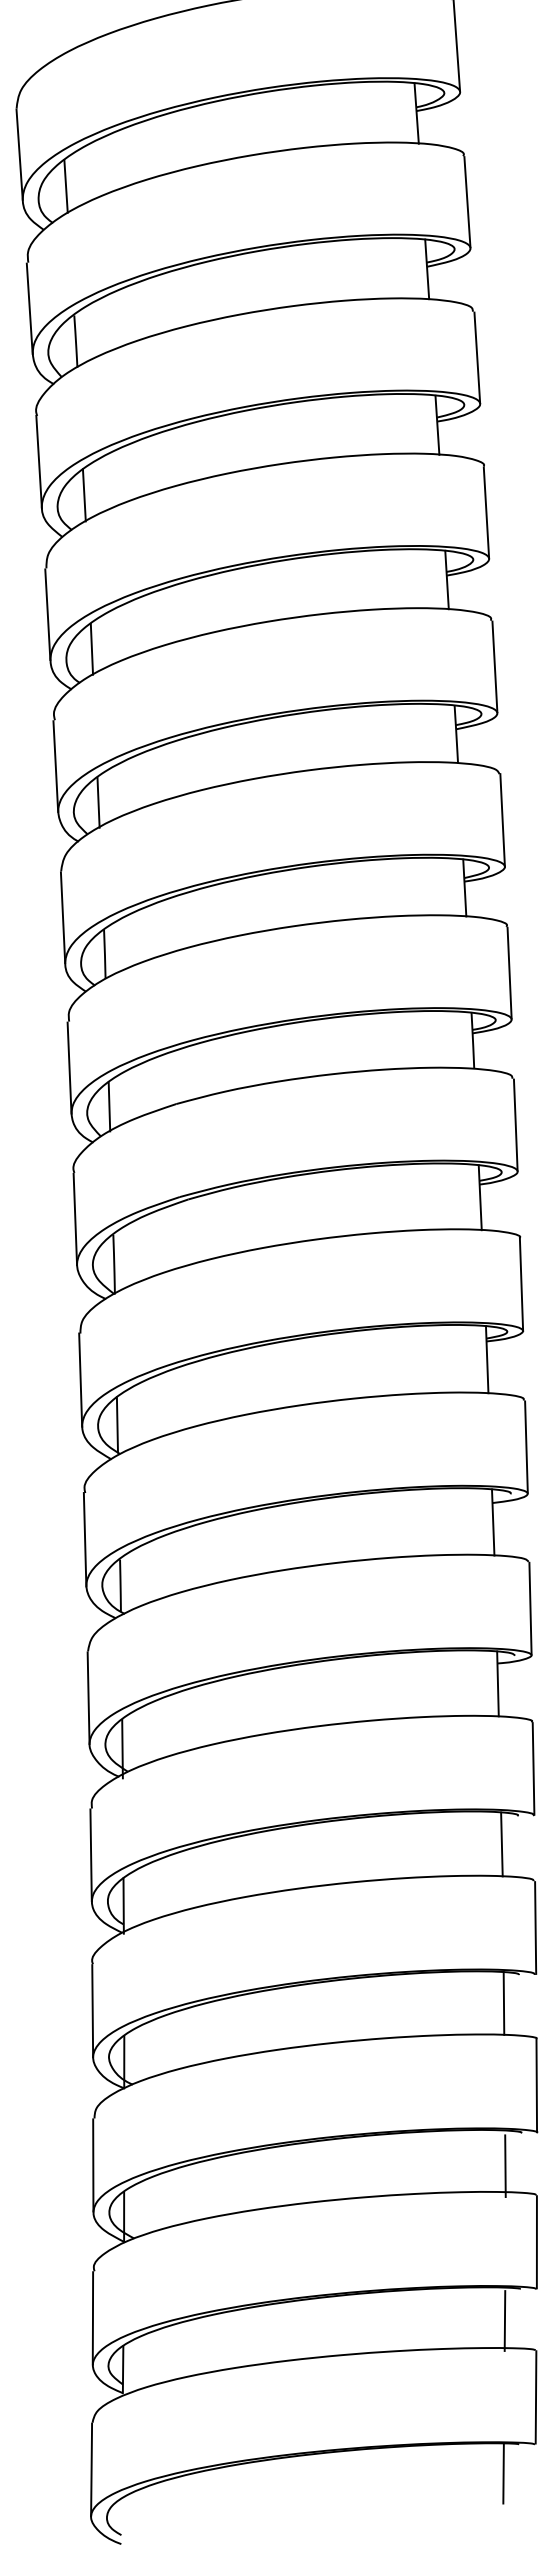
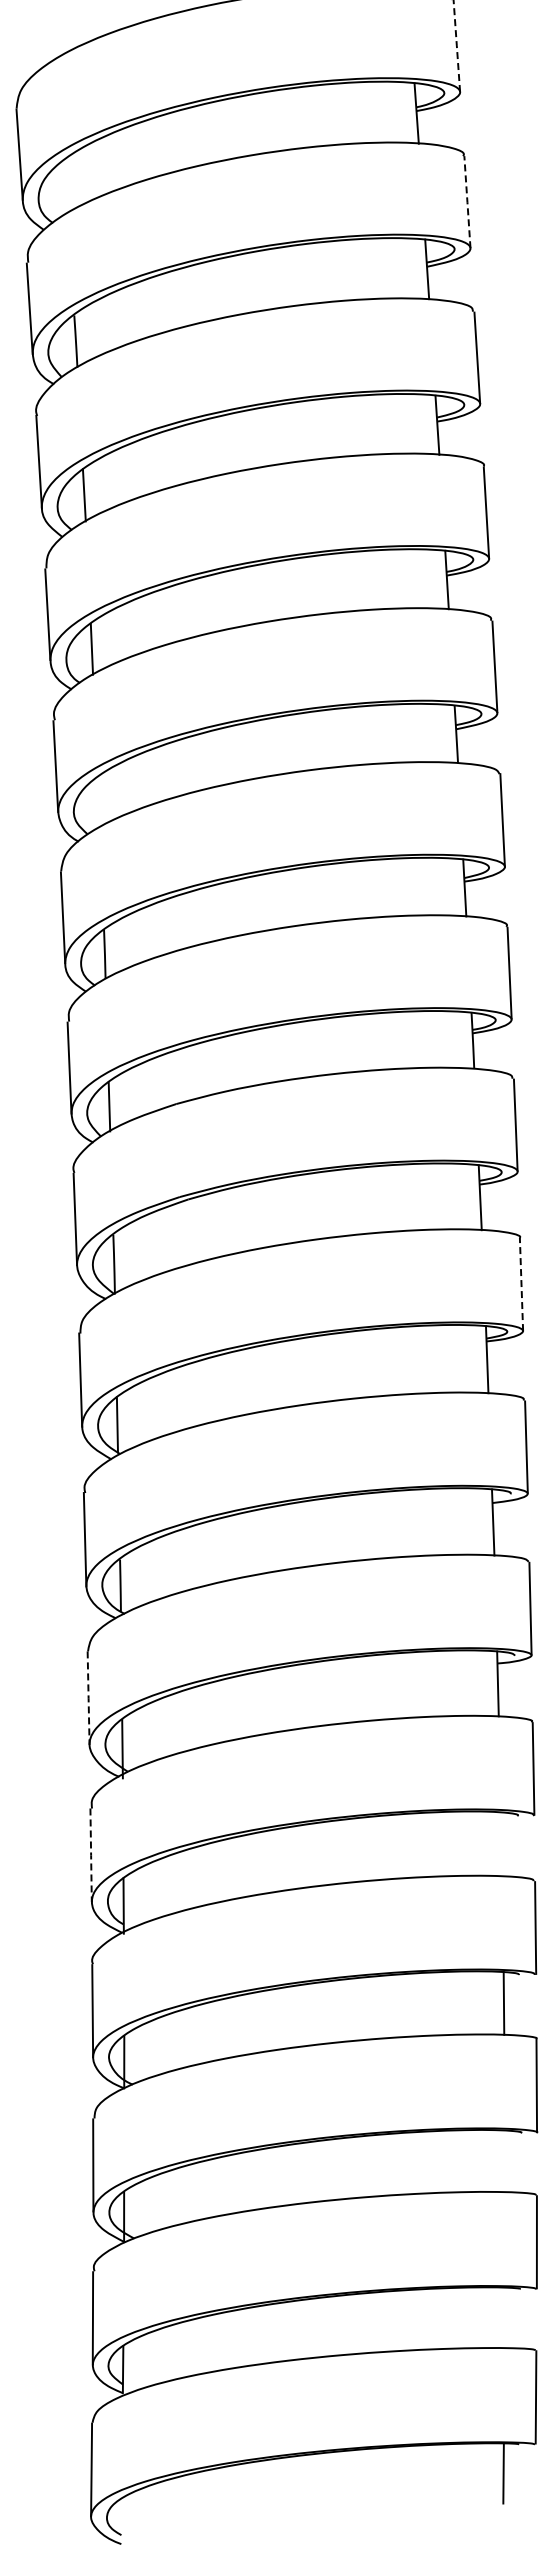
line: solid -> dashed (456, 45)
line: present -> none (65, 186)
line: solid -> dashed (467, 202)
line: present -> none (98, 802)
line: solid -> dashed (521, 1284)
line: solid -> dashed (88, 1698)
line: present -> none (501, 1844)
line: solid -> dashed (91, 1855)
line: present -> none (505, 2166)
line: present -> none (504, 2320)
